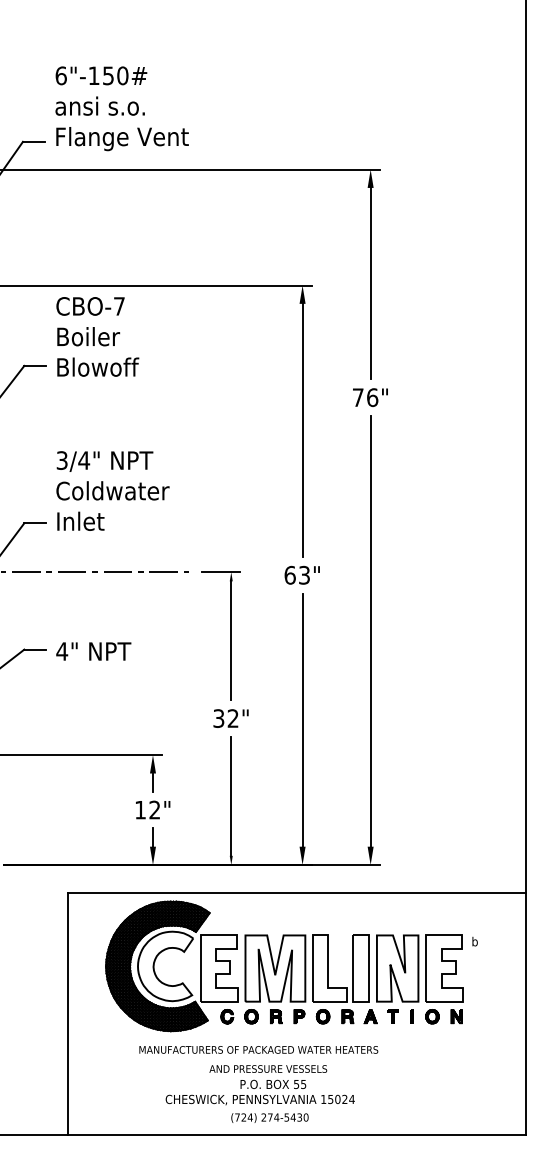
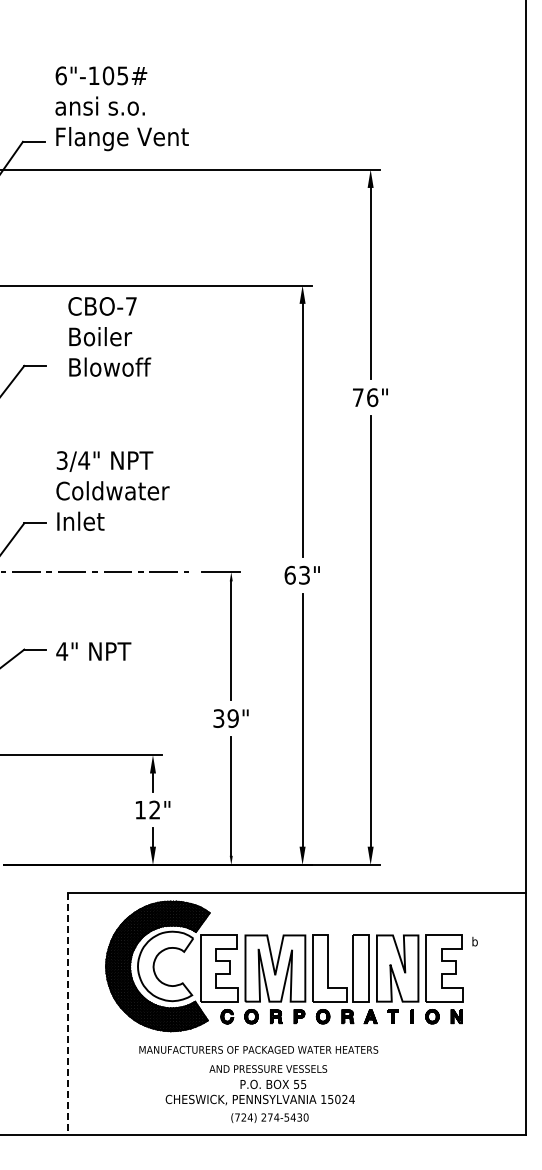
text: 6"-150# -> 6"-105# (115, 75)
text position: (97, 336) -> (109, 336) (109, 336)
text: 32" -> 39" (232, 718)
line: solid -> dashed (68, 1014)
